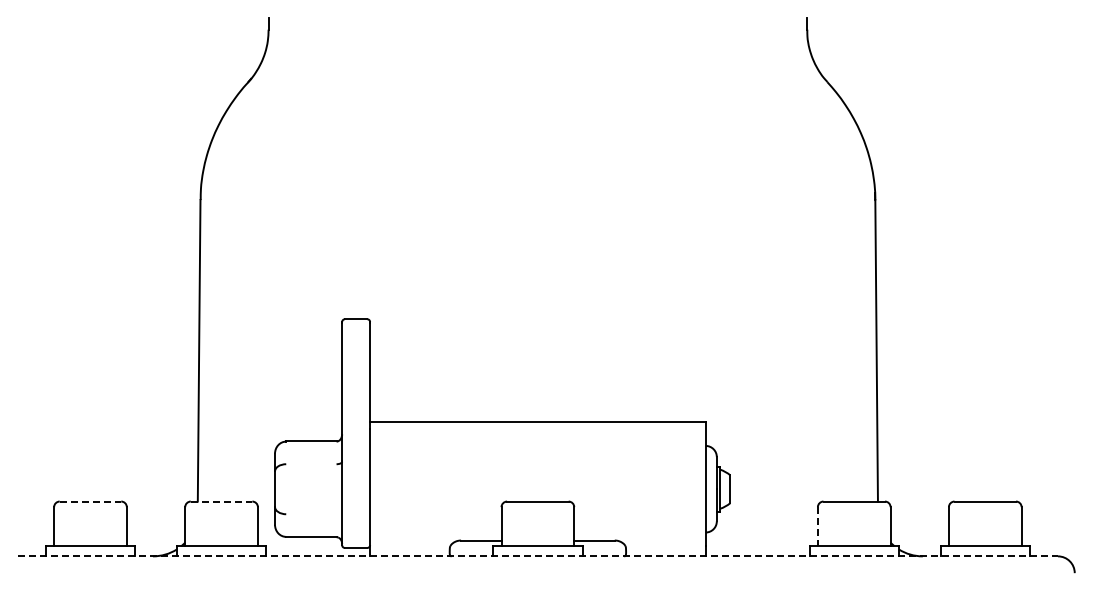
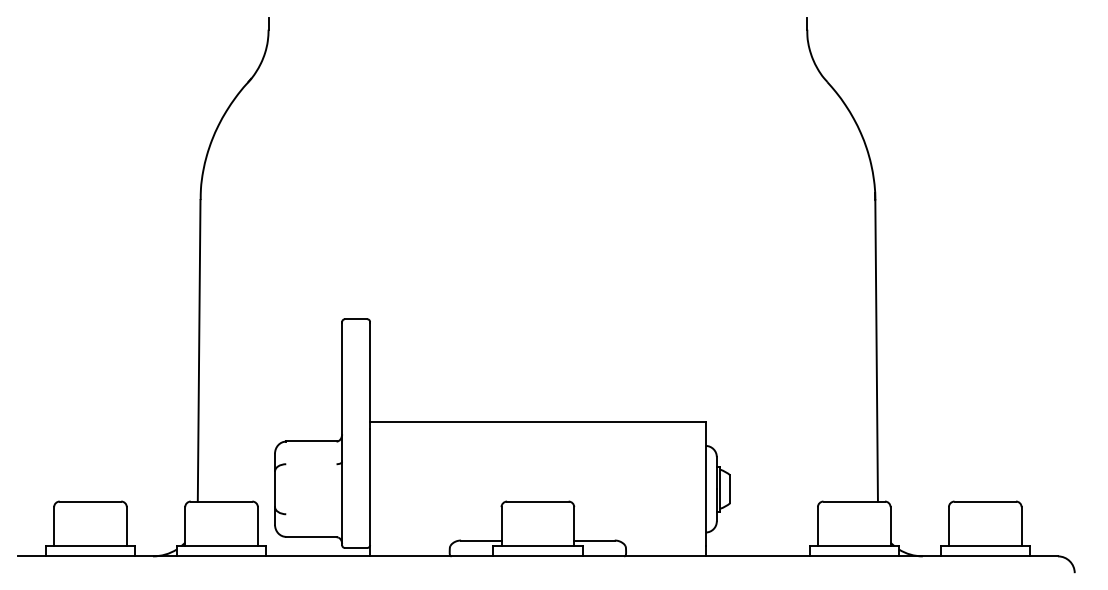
line: dashed -> solid (90, 501)
line: dashed -> solid (221, 501)
line: dashed -> solid (817, 526)
line: dashed -> solid (538, 556)
